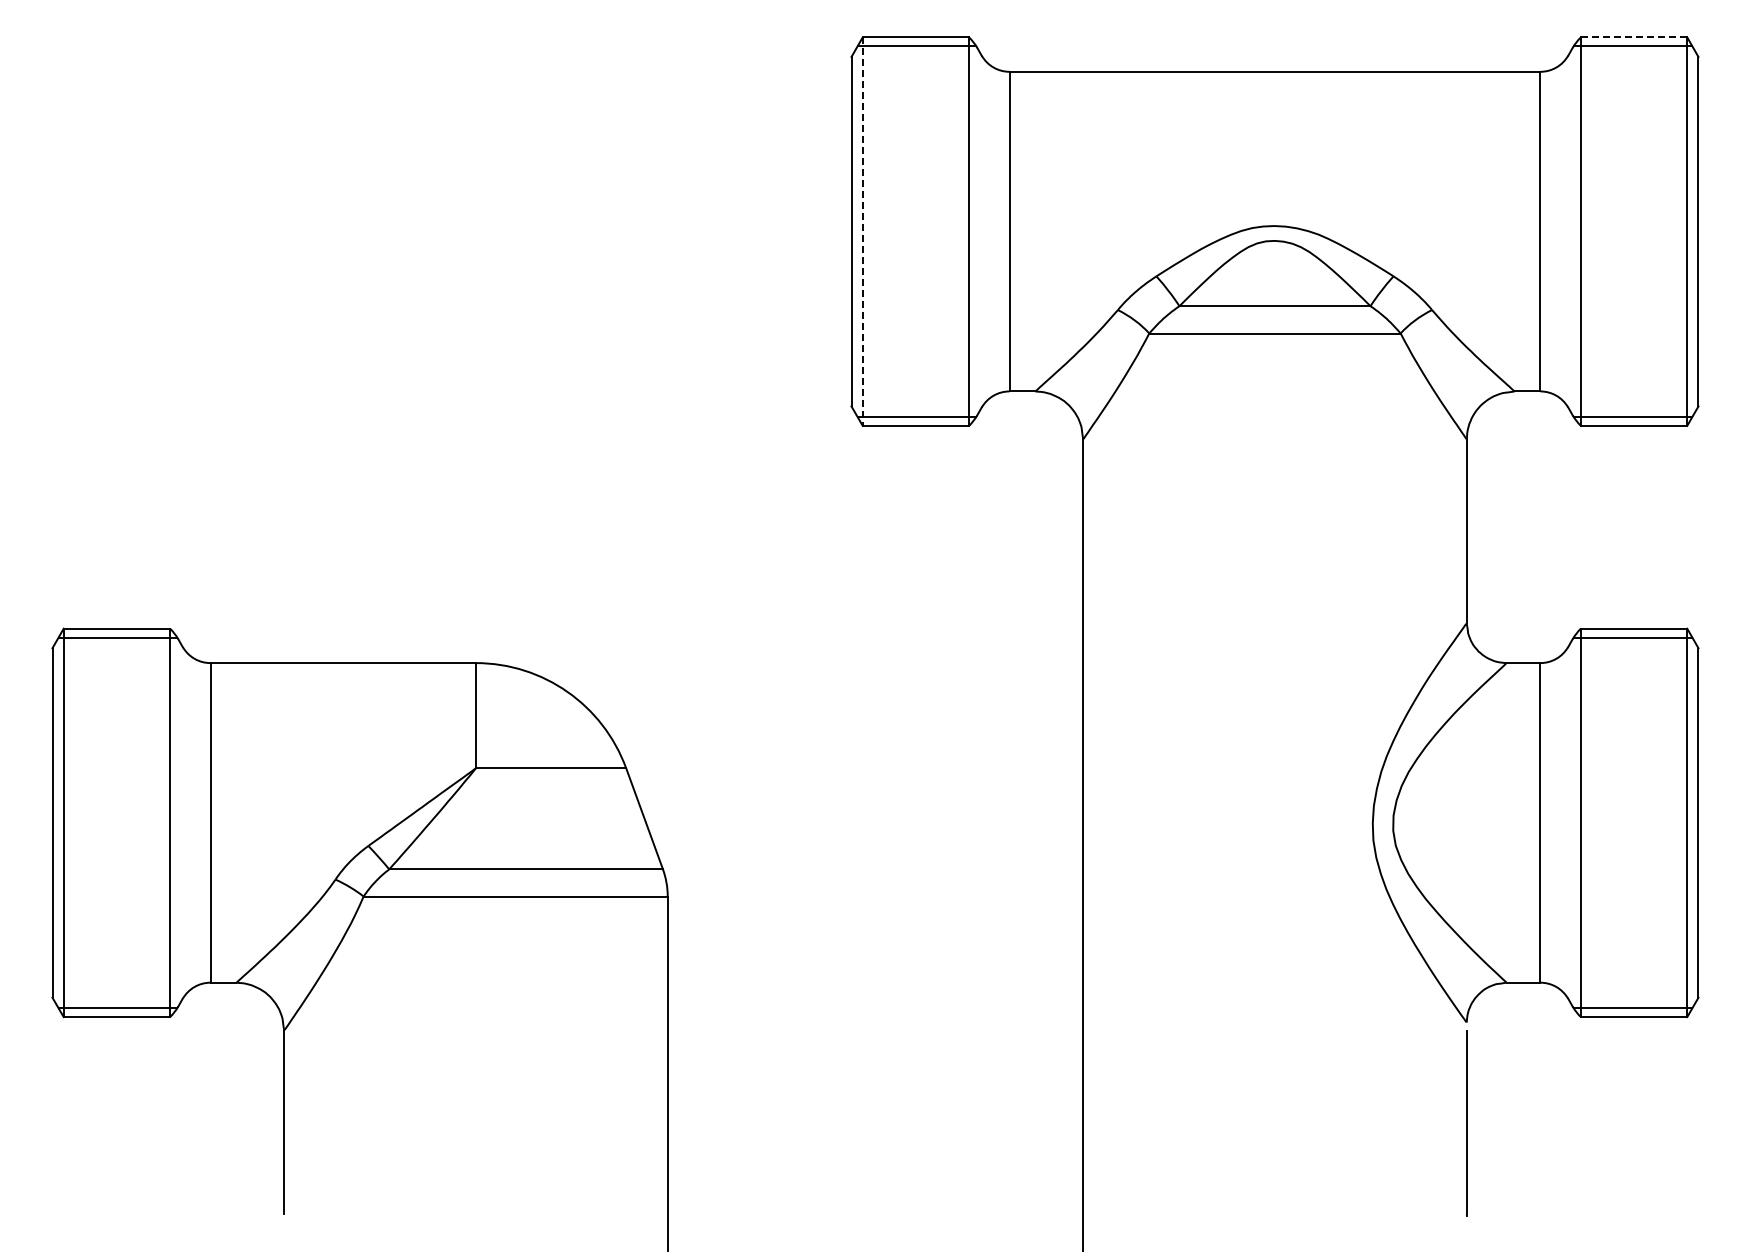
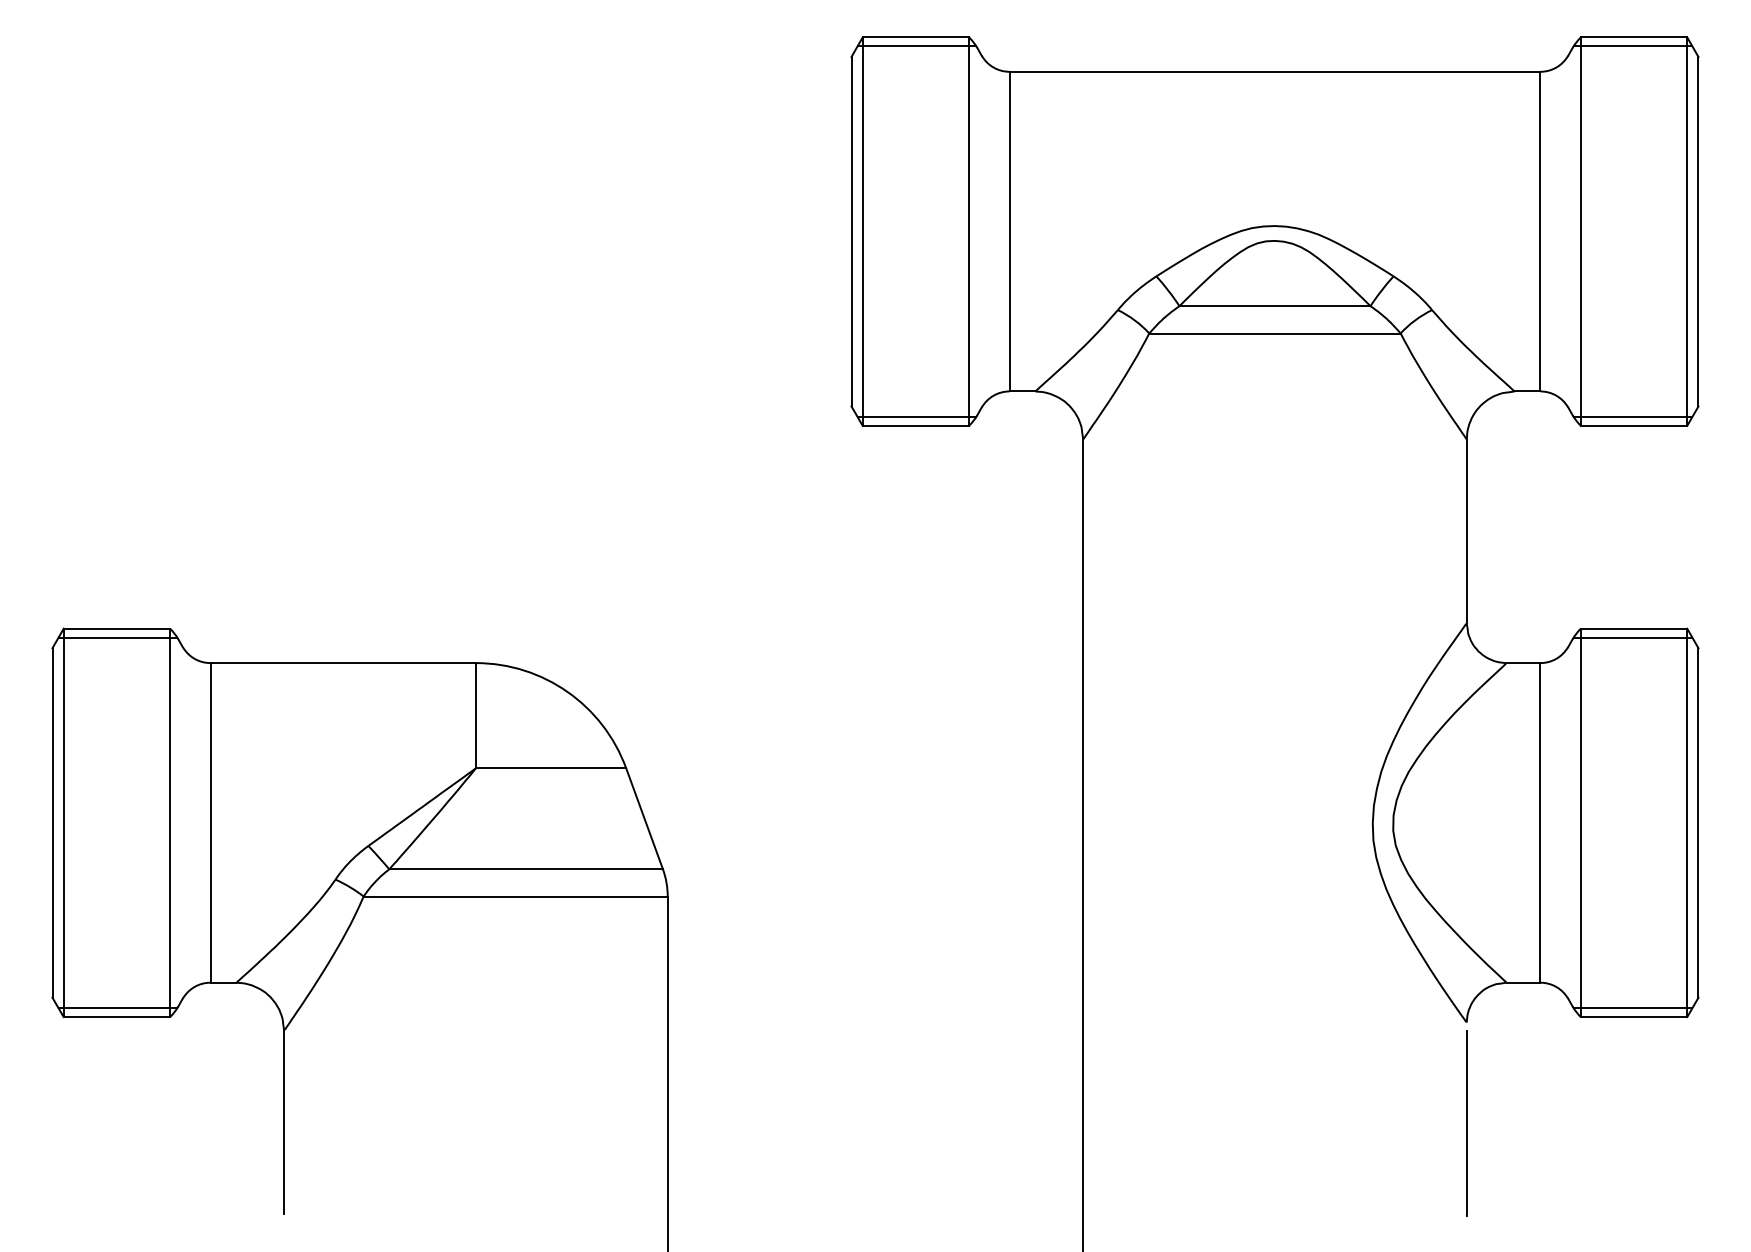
line: dashed -> solid (1633, 37)
line: dashed -> solid (862, 232)
